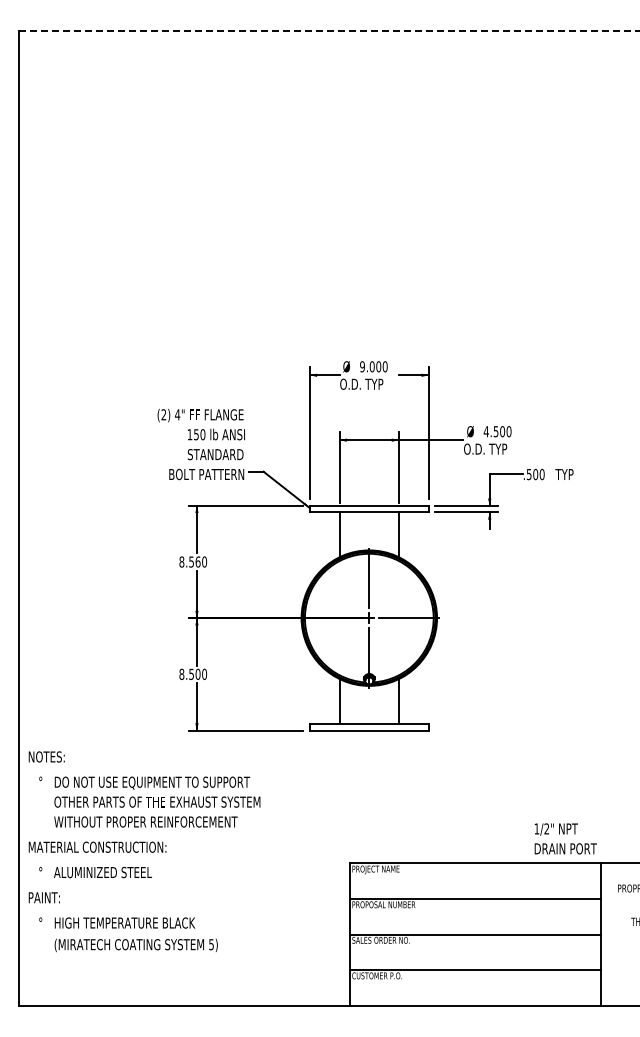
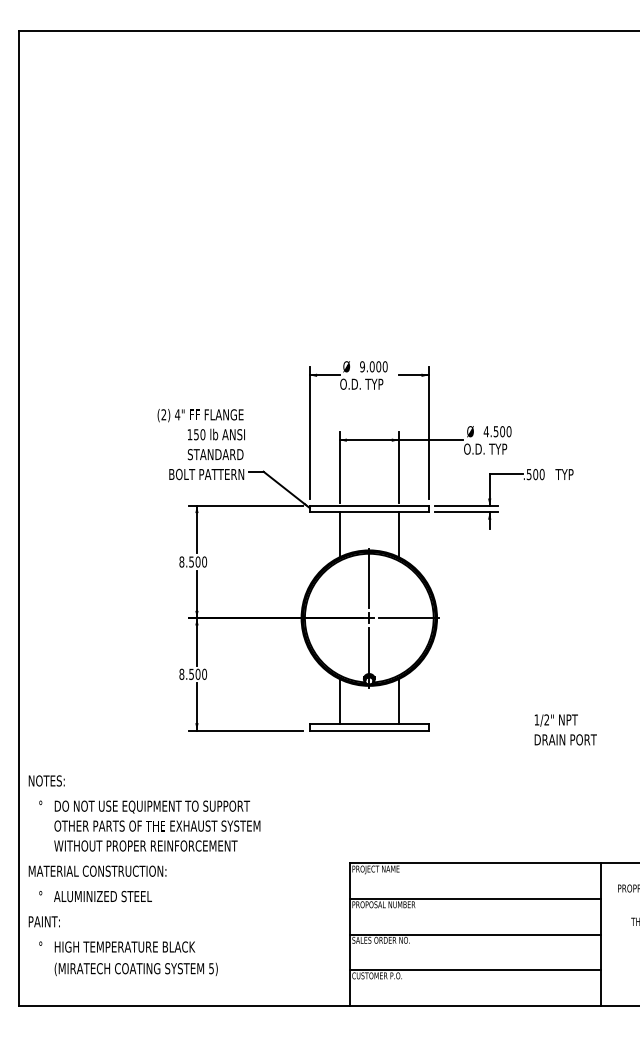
line: dashed -> solid (329, 31)
text: 8.560 -> 8.500 (197, 561)
text position: (565, 838) -> (565, 729) (565, 729)
text position: (144, 851) -> (144, 875) (144, 875)
